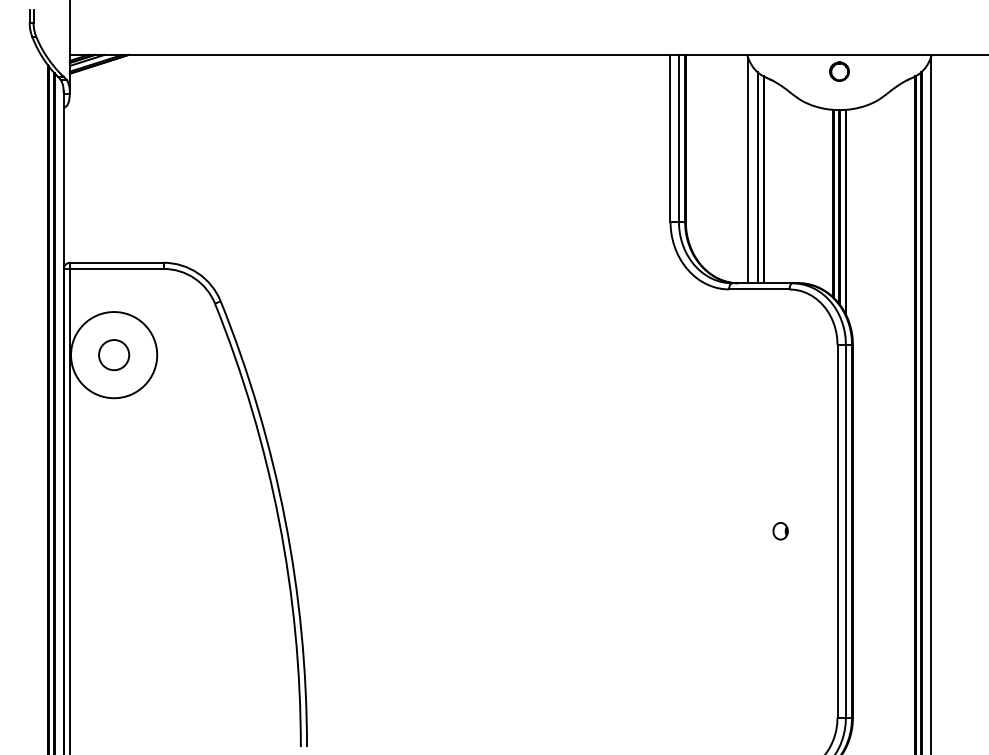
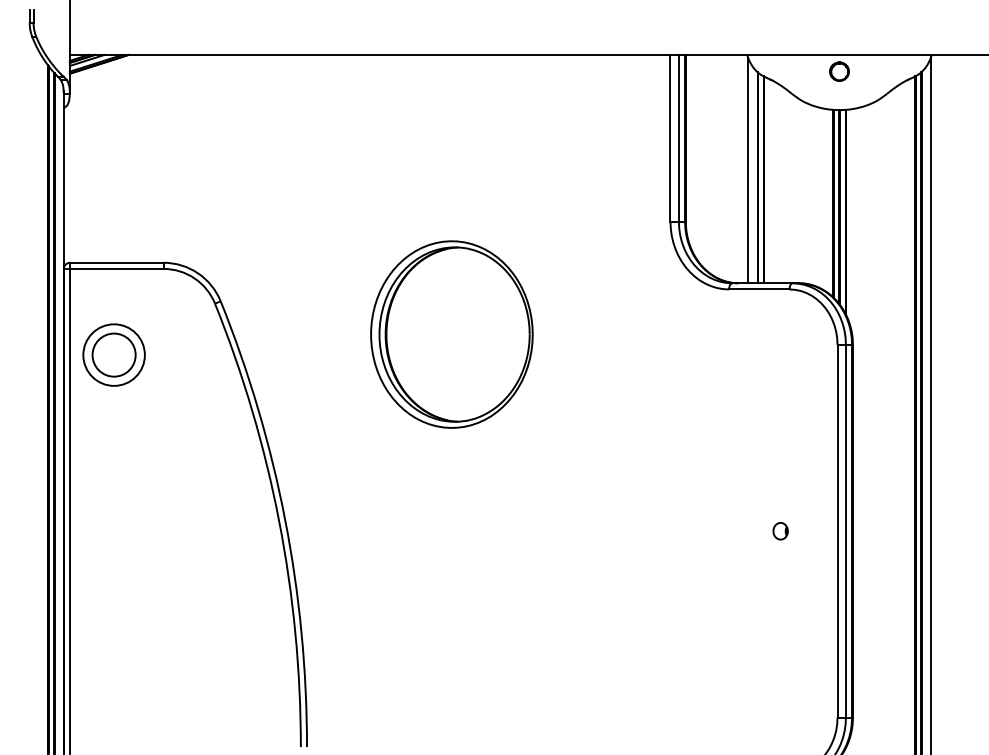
part: none -> present (451, 334)
circle diameter: 30 px -> 43 px (113, 354)
circle diameter: 86 px -> 62 px (113, 354)
